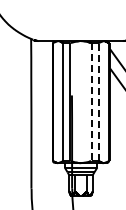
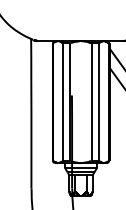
line: dashed -> solid (91, 102)
line: dashed -> solid (98, 102)
